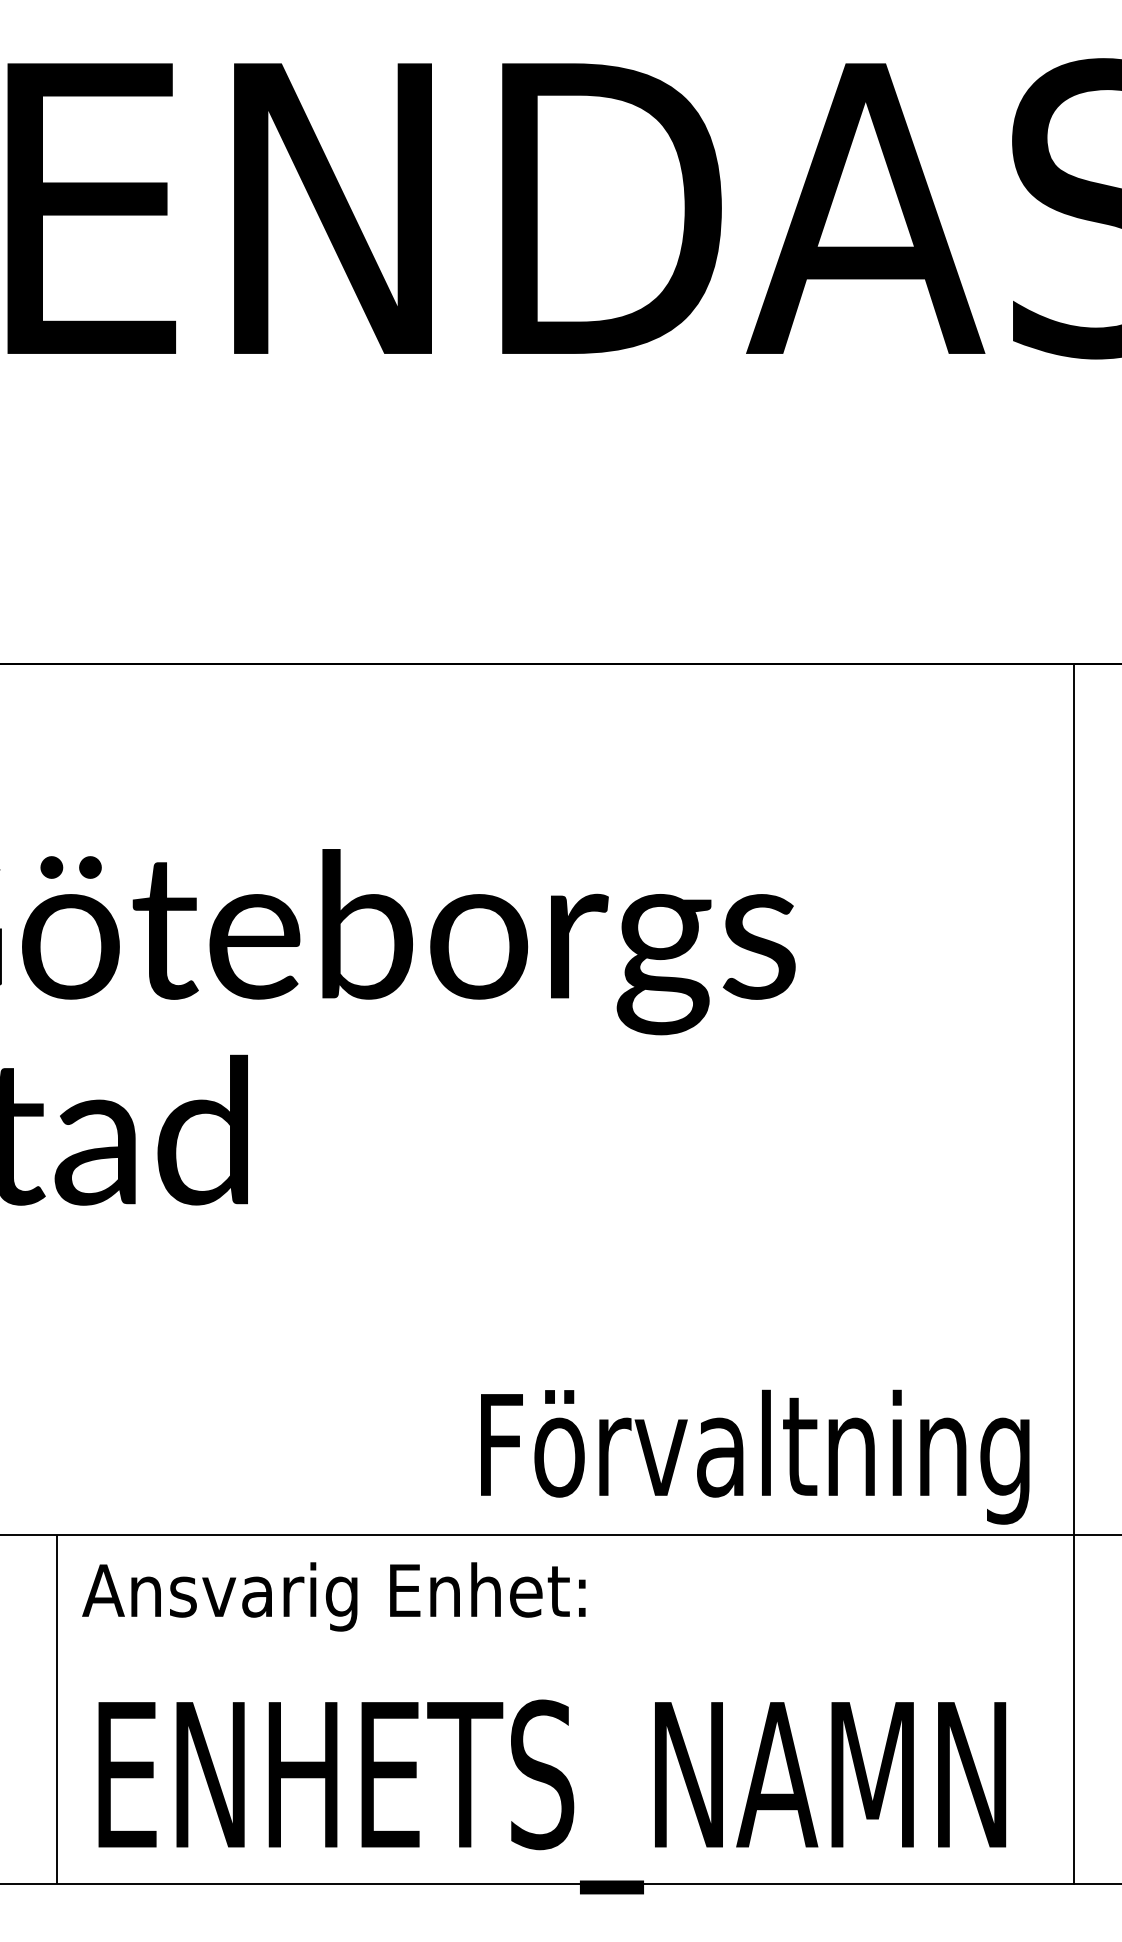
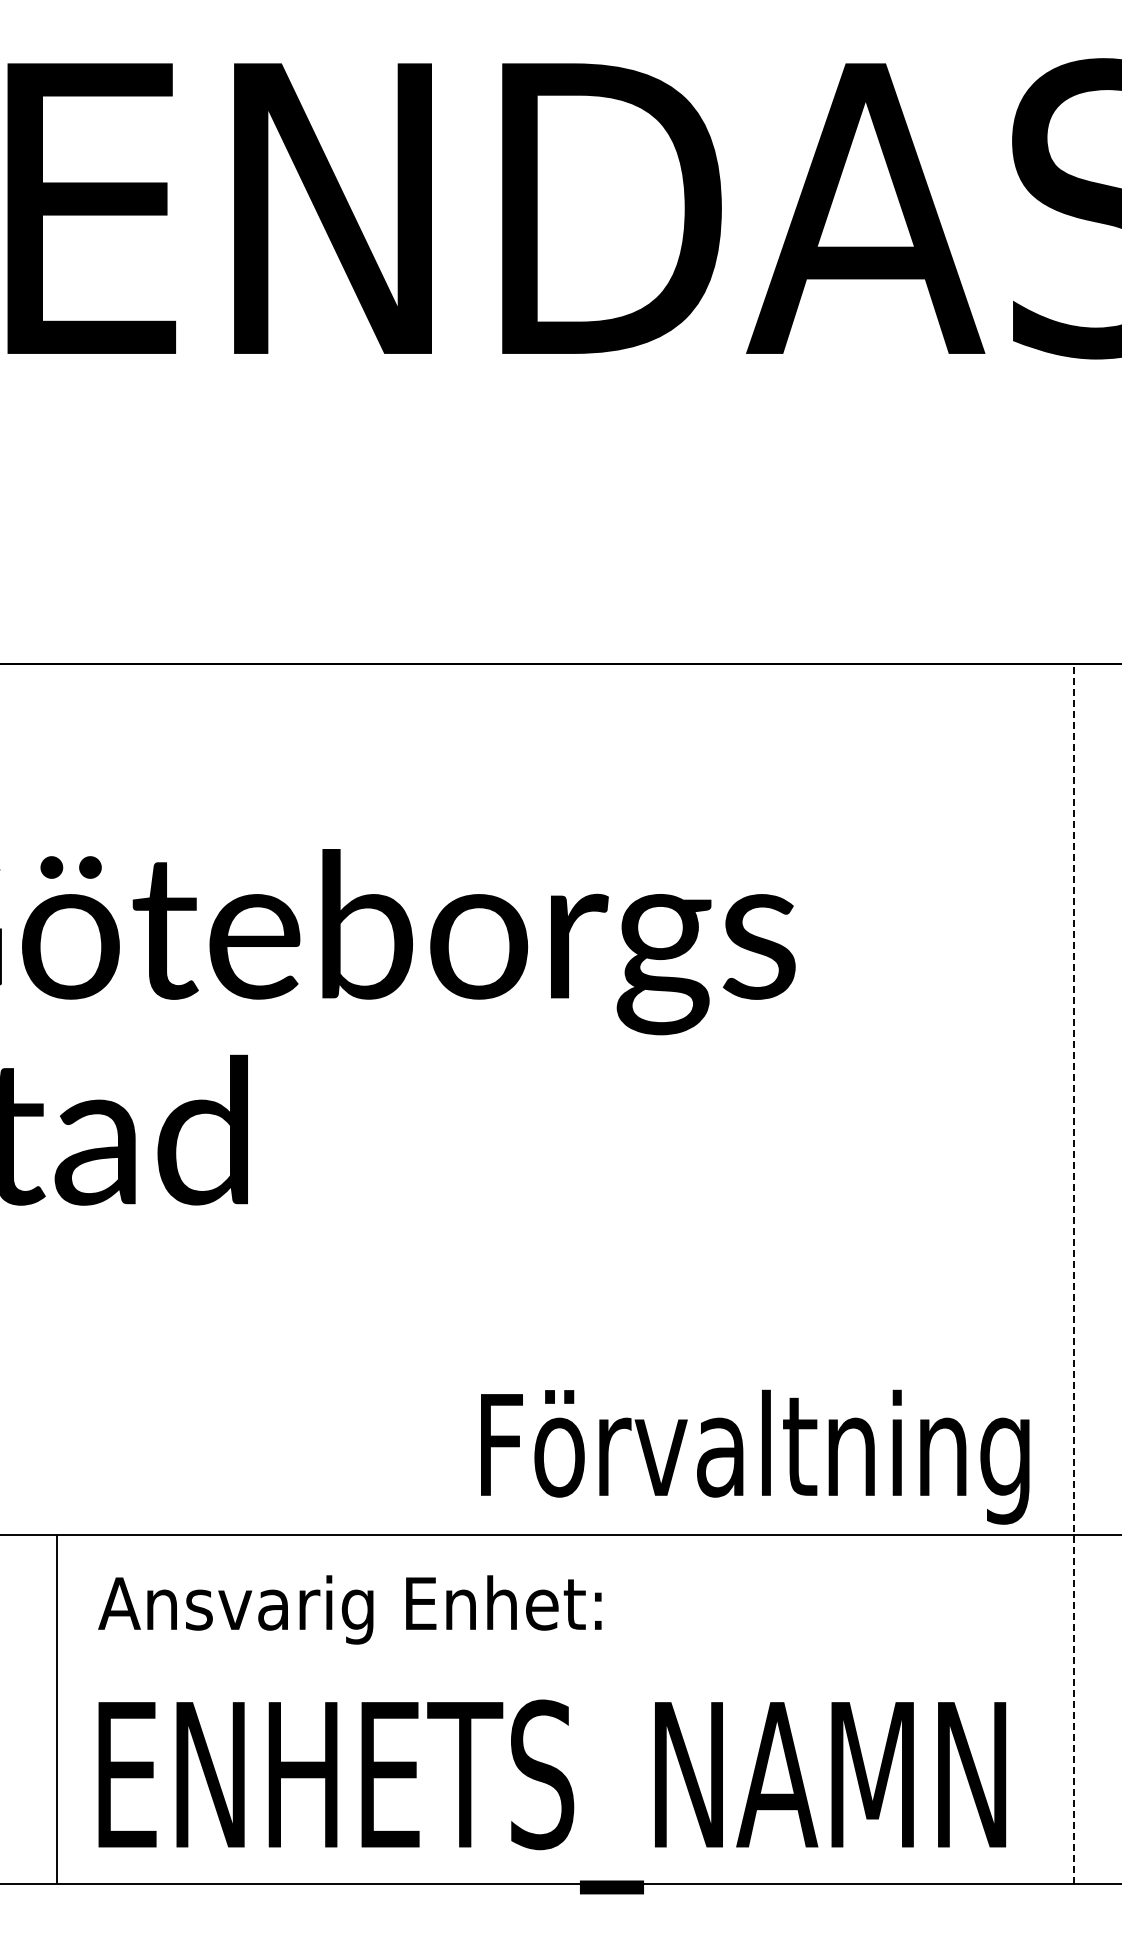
line: solid -> dashed (1073, 1273)
text position: (333, 1596) -> (349, 1609) (349, 1609)
